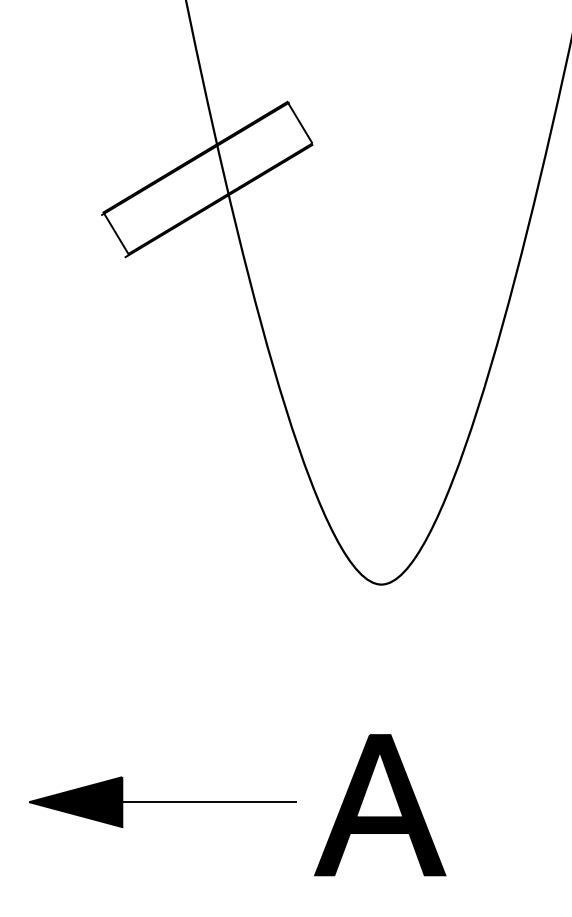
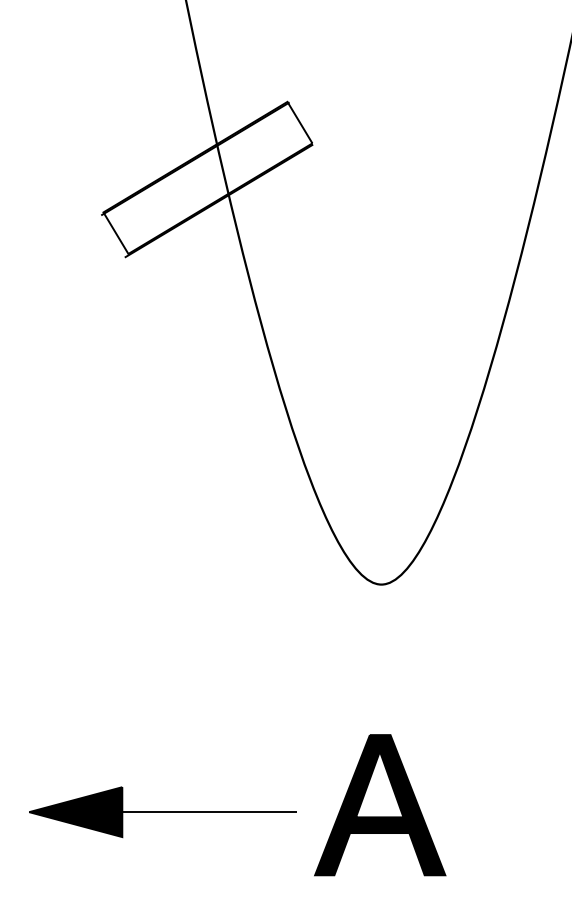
part position: (162, 802) -> (162, 812) (162, 812)
